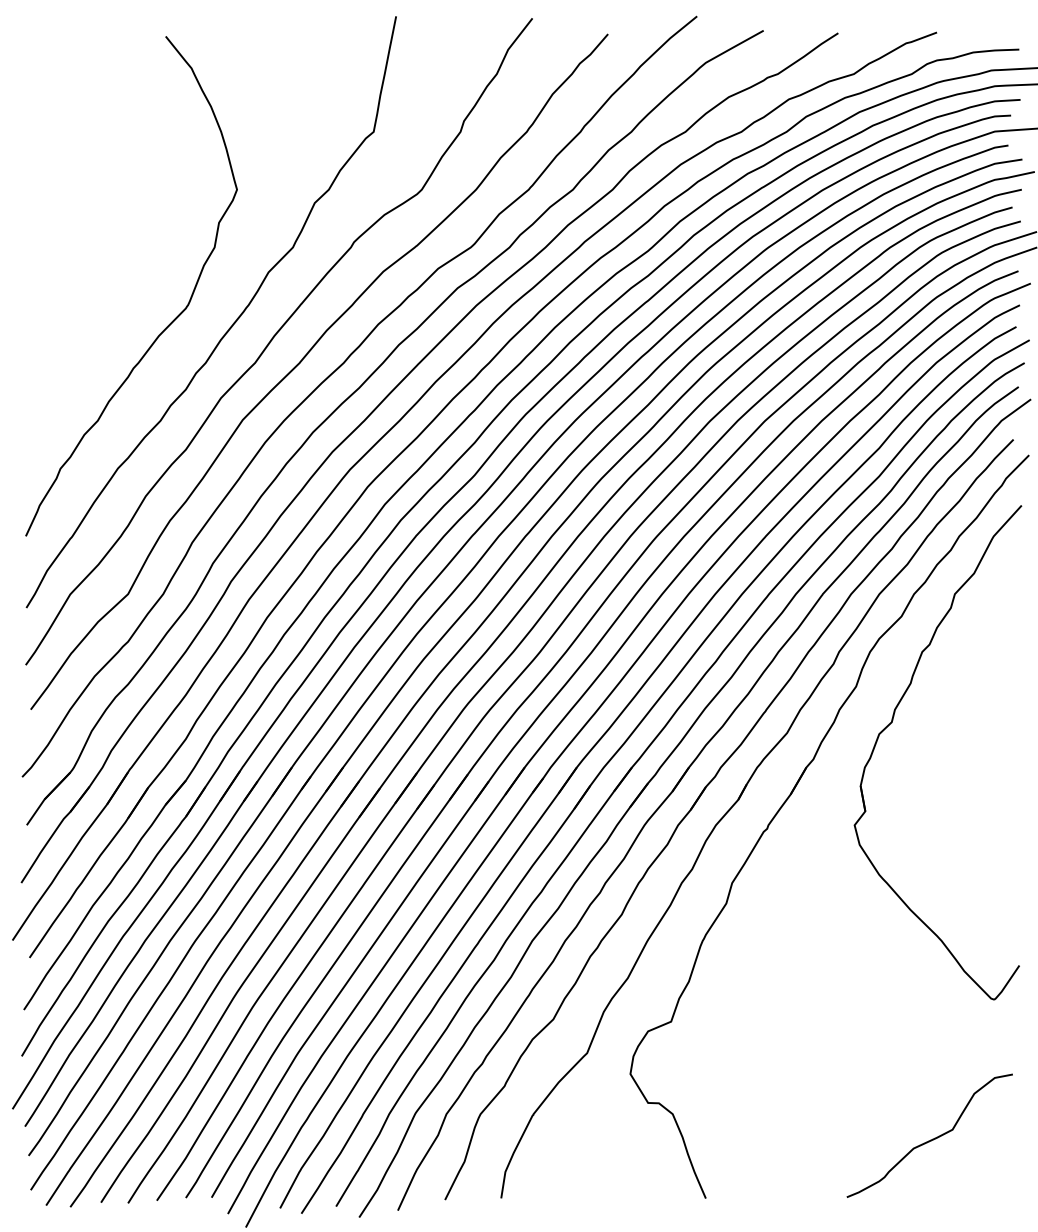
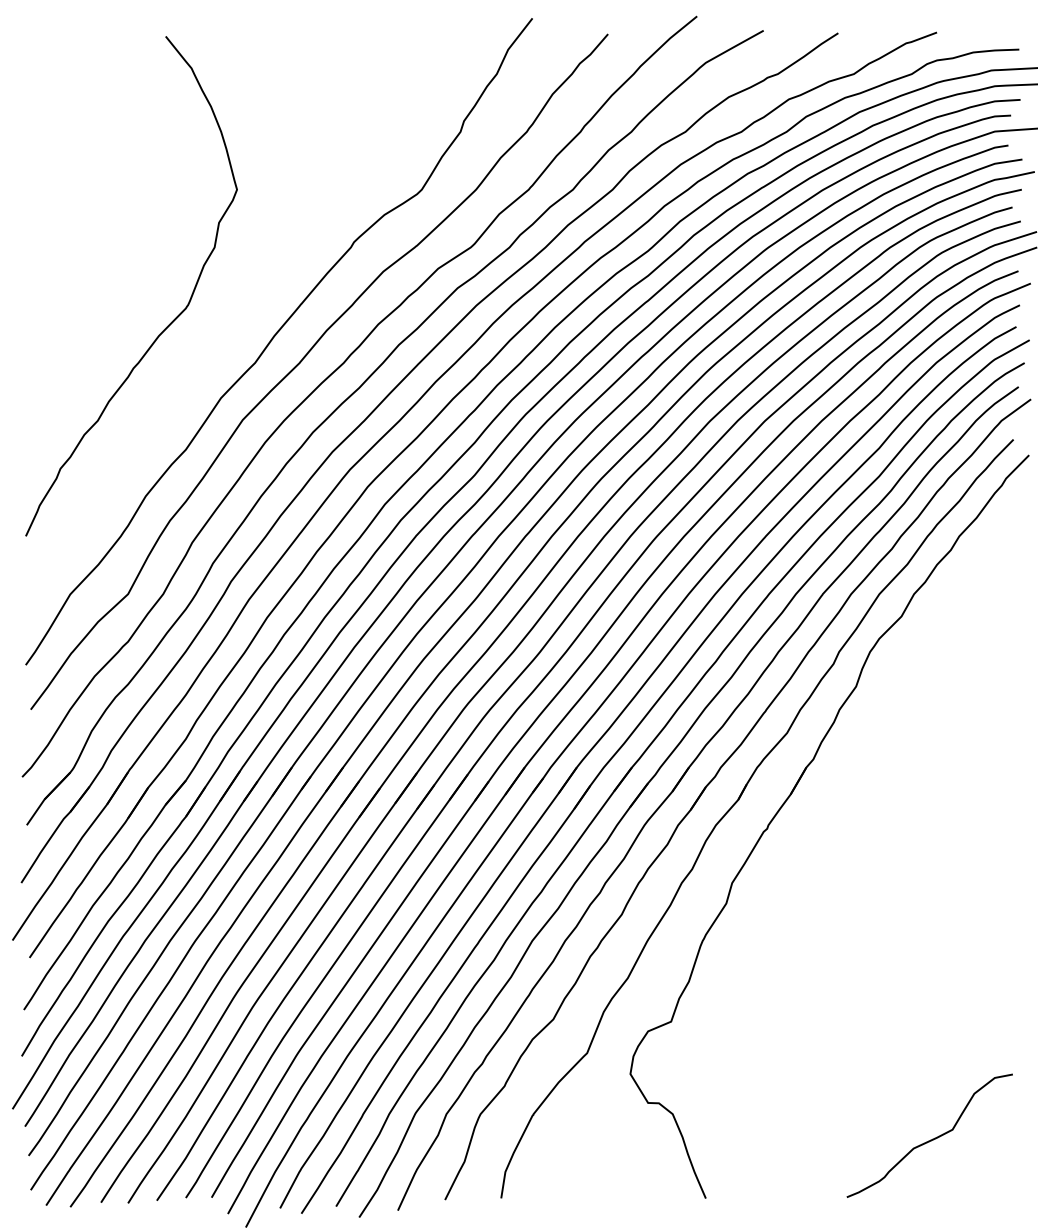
curve: present -> none (228, 328)
part: present -> none (892, 722)
